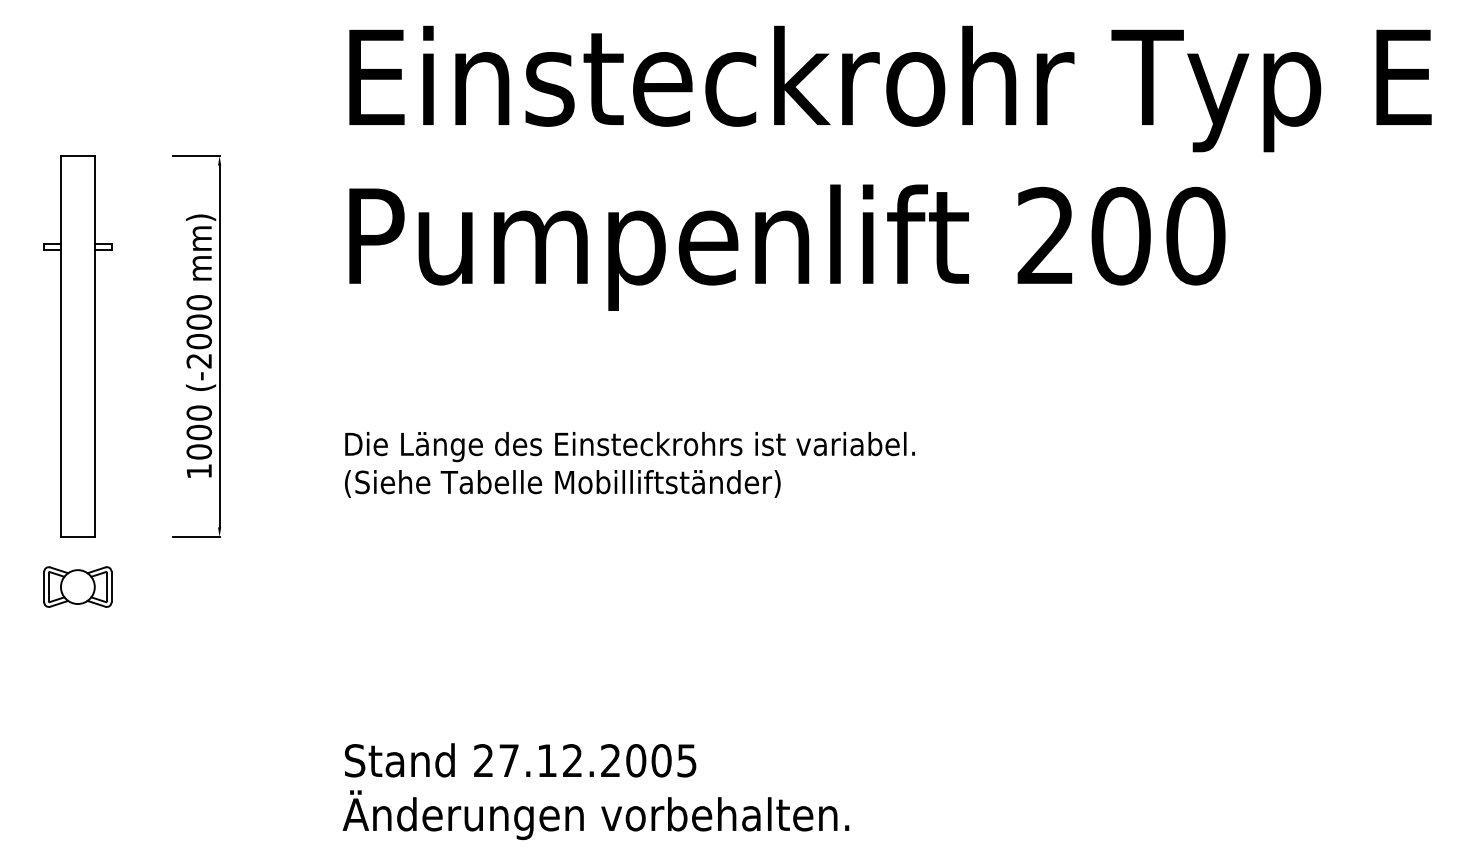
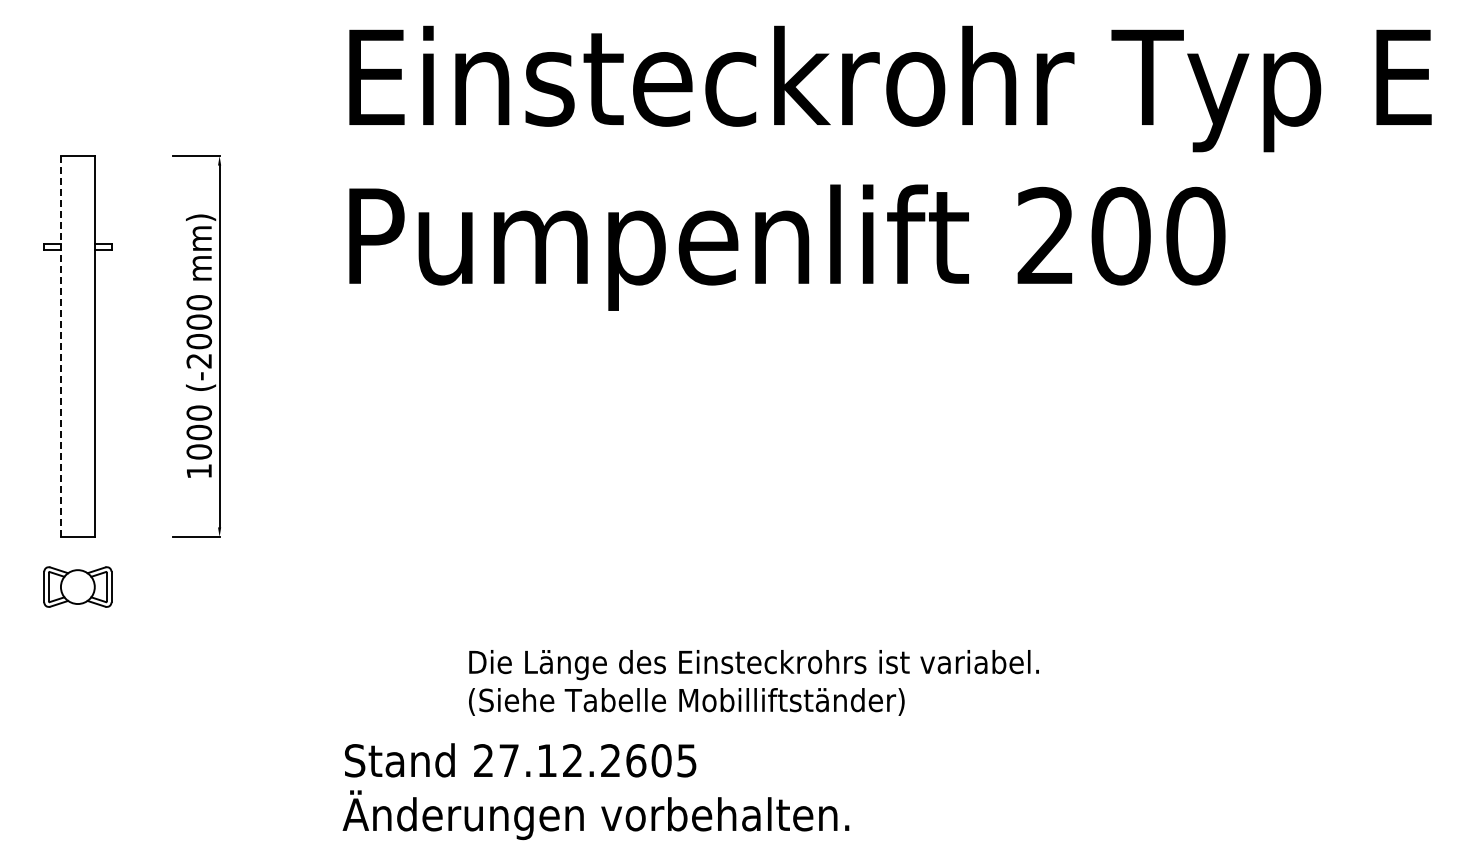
line: solid -> dashed (60, 346)
text position: (629, 464) -> (753, 682) (753, 682)
text: 27.12.2005 -> 27.12.2605 (636, 760)
